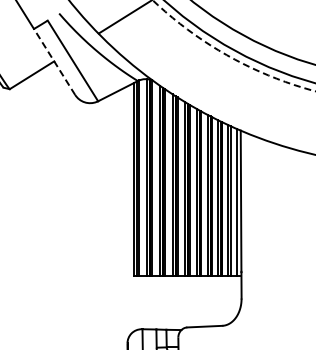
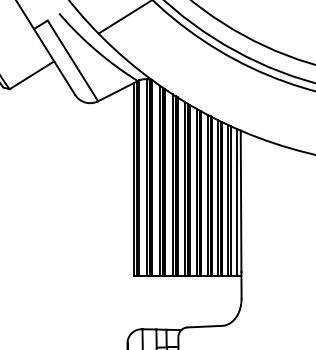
arc: dashed -> solid (229, 56)
line: dashed -> solid (54, 61)
